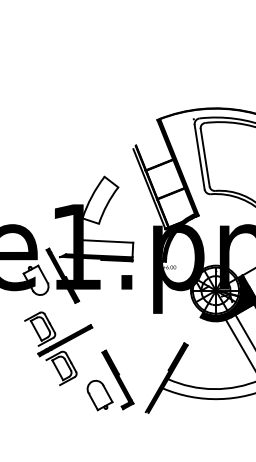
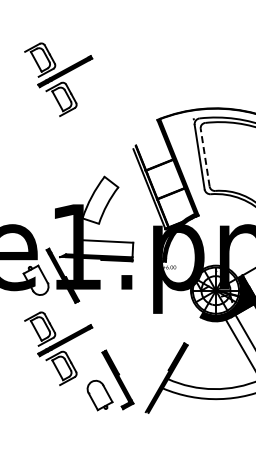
part: none -> present (58, 79)
line: solid -> dashed (205, 157)
